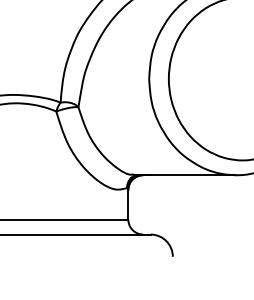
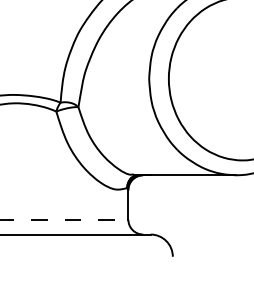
line: solid -> dashed (64, 219)
